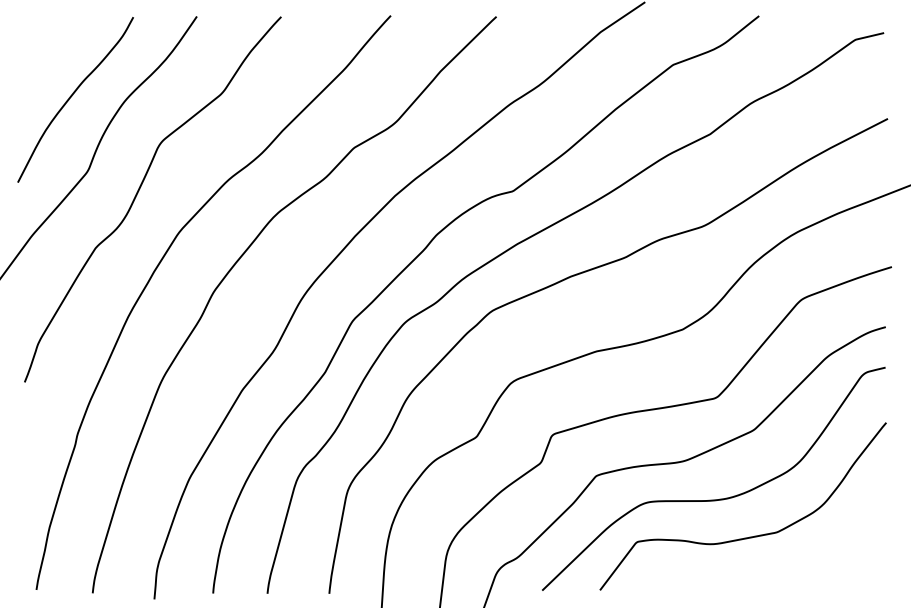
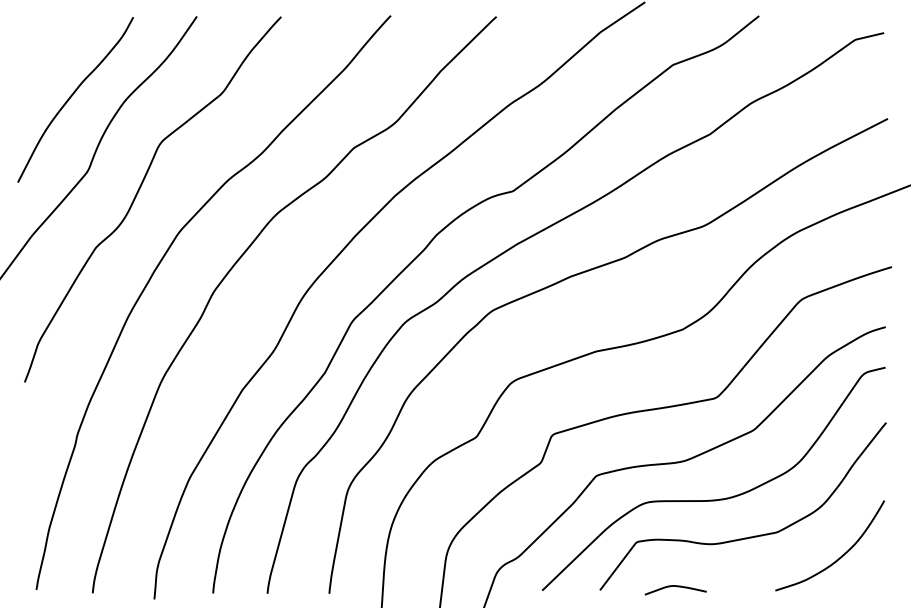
curve: none -> present (841, 555)
curve: none -> present (677, 587)
